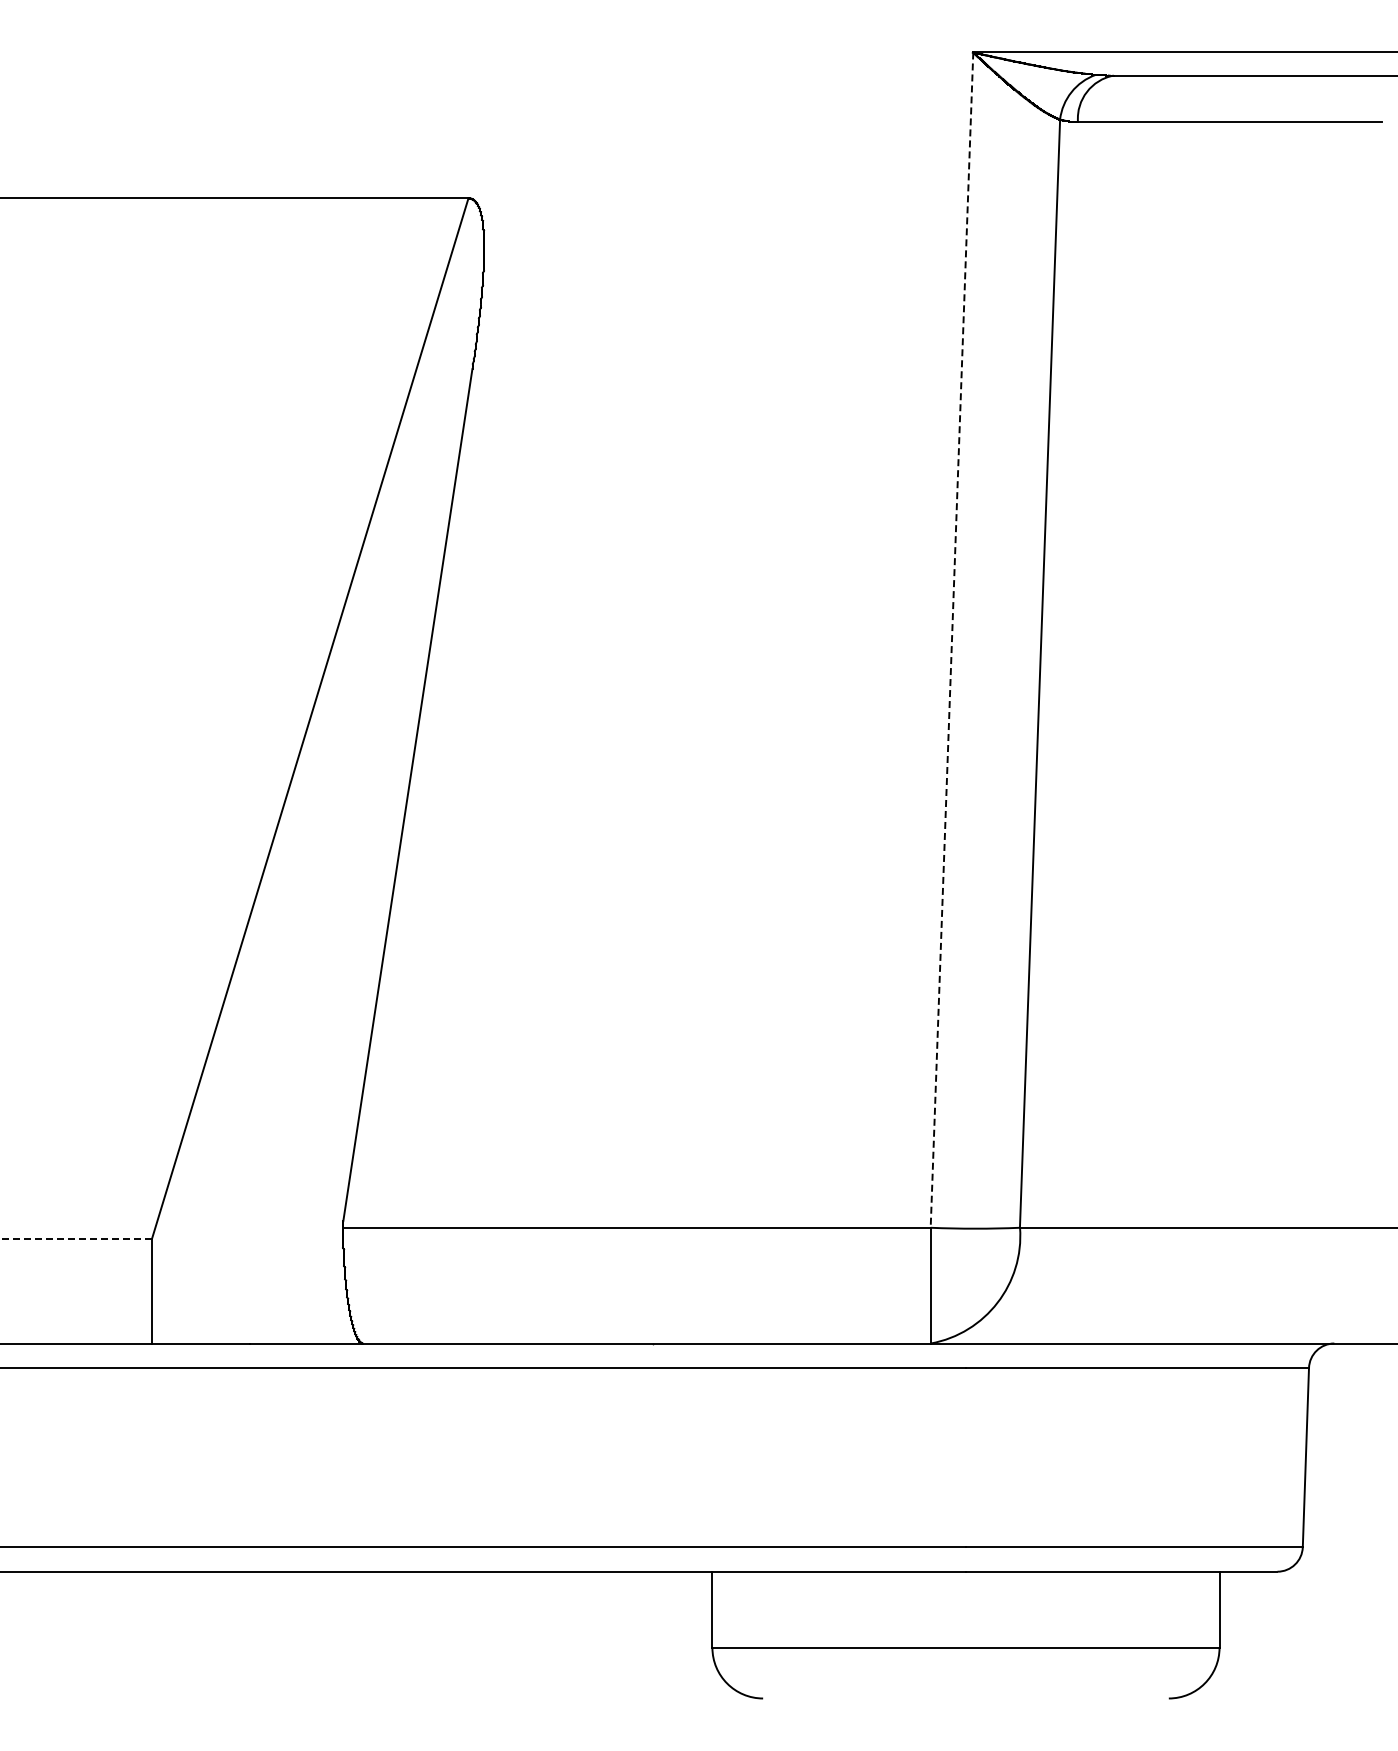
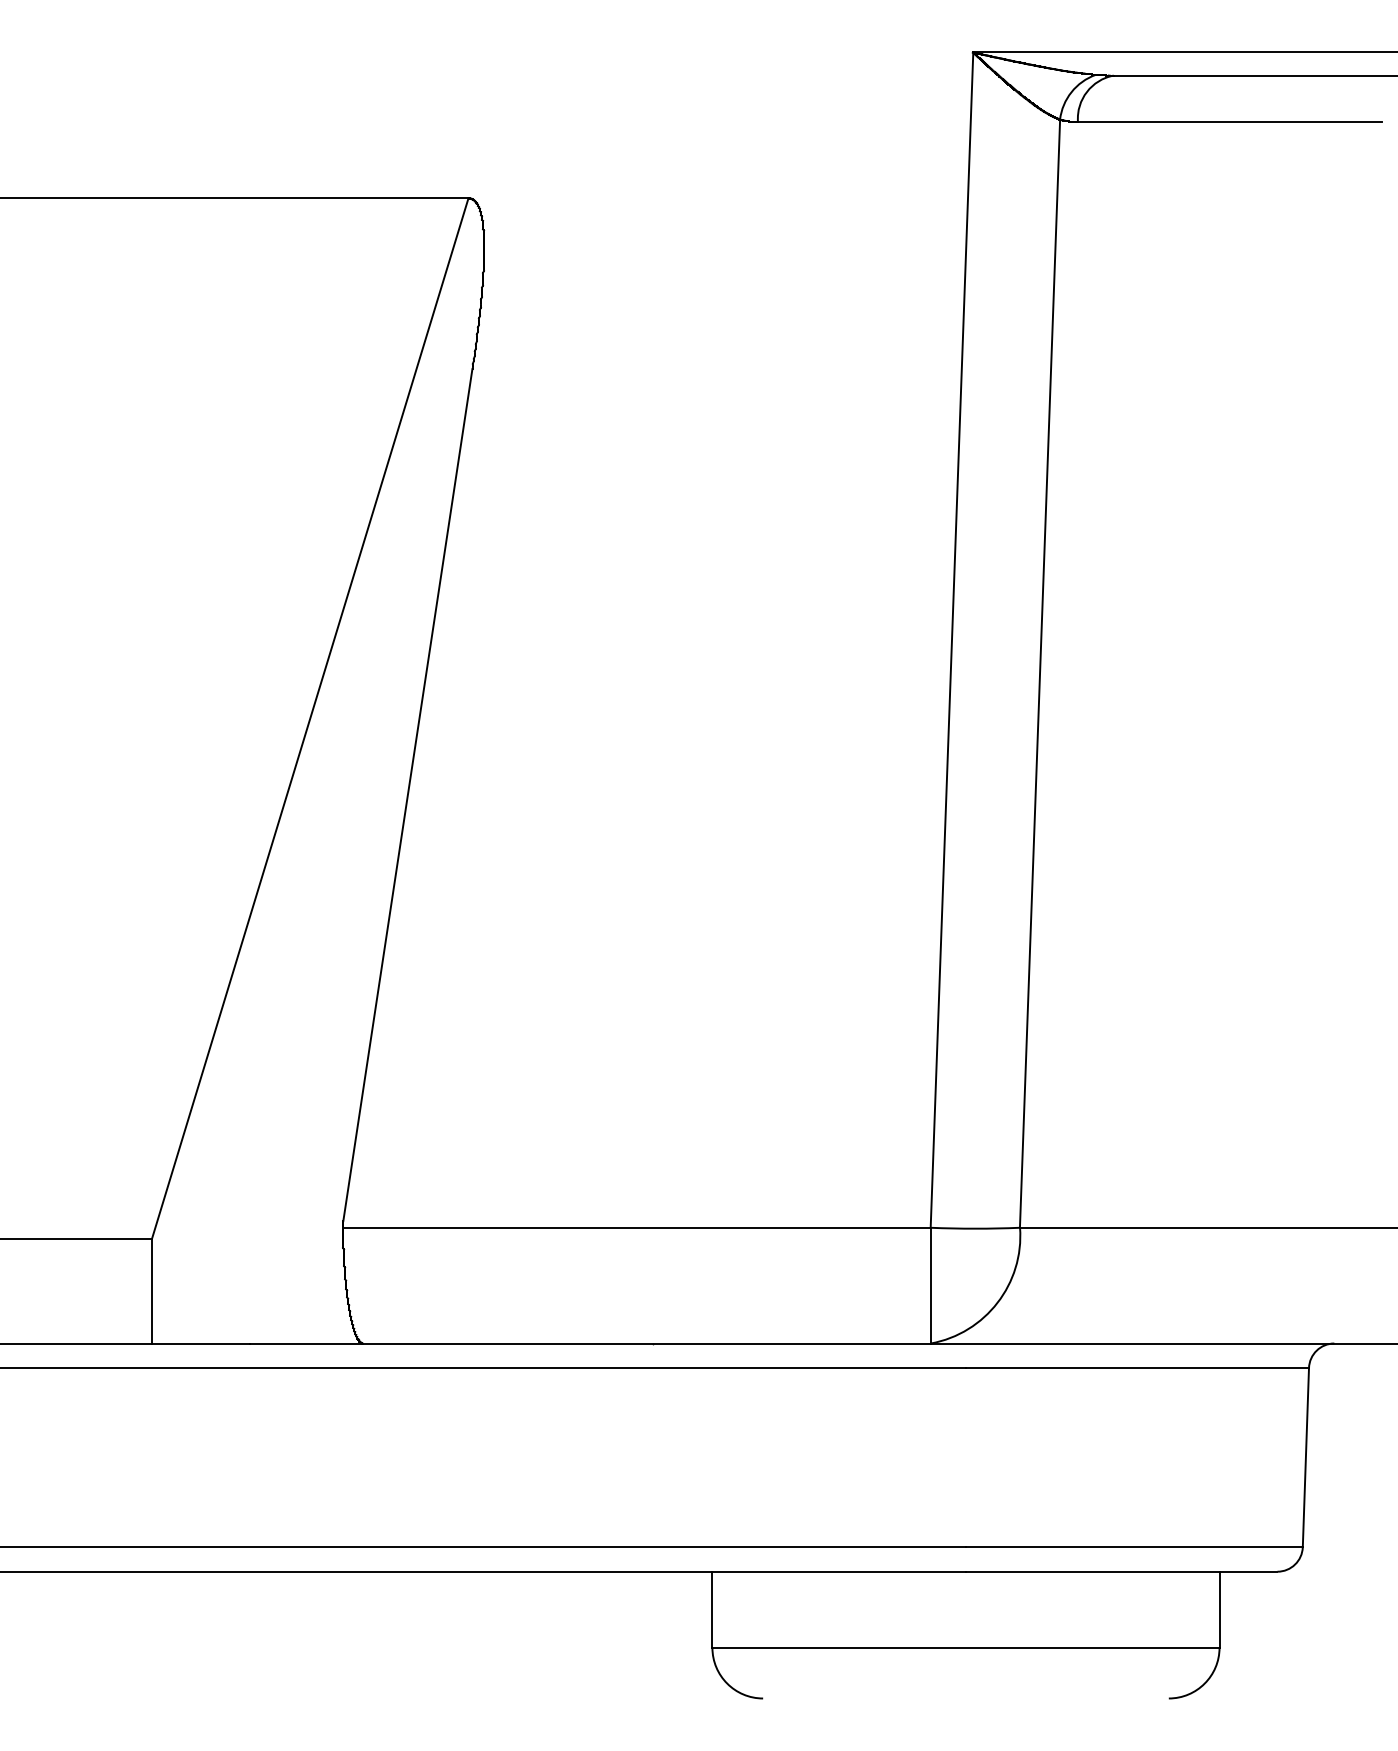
line: dashed -> solid (951, 640)
line: dashed -> solid (76, 1238)
